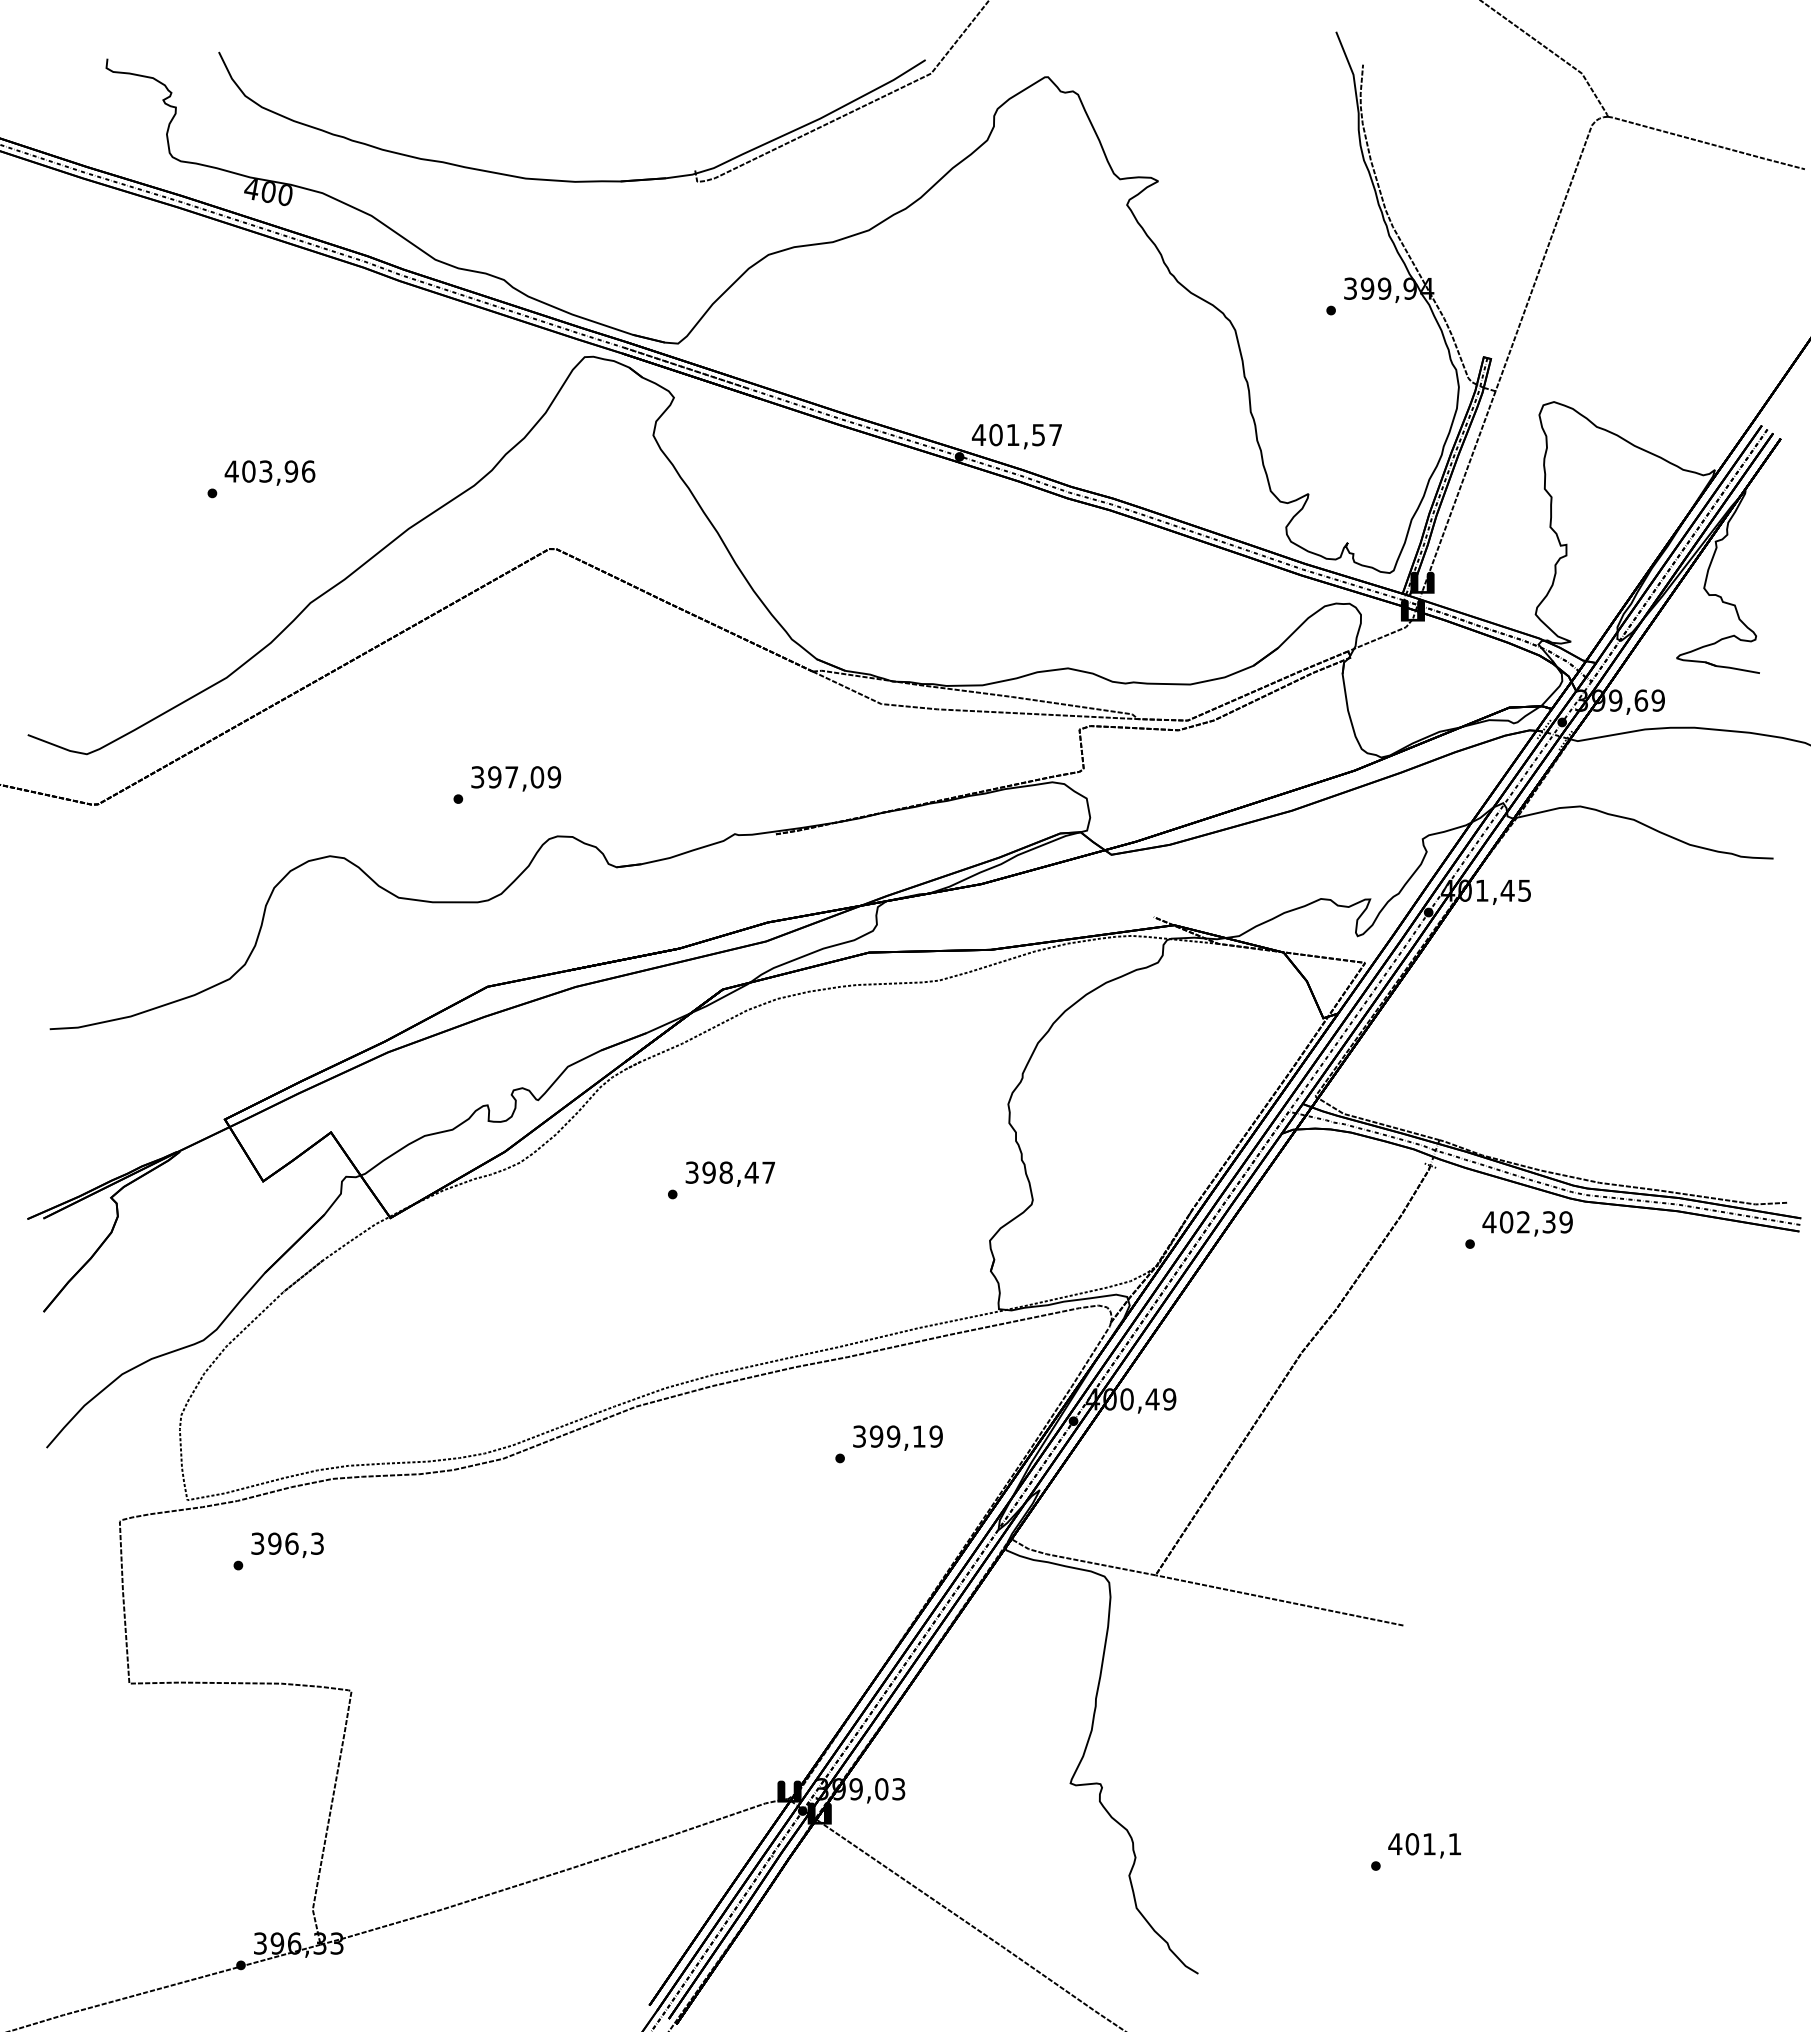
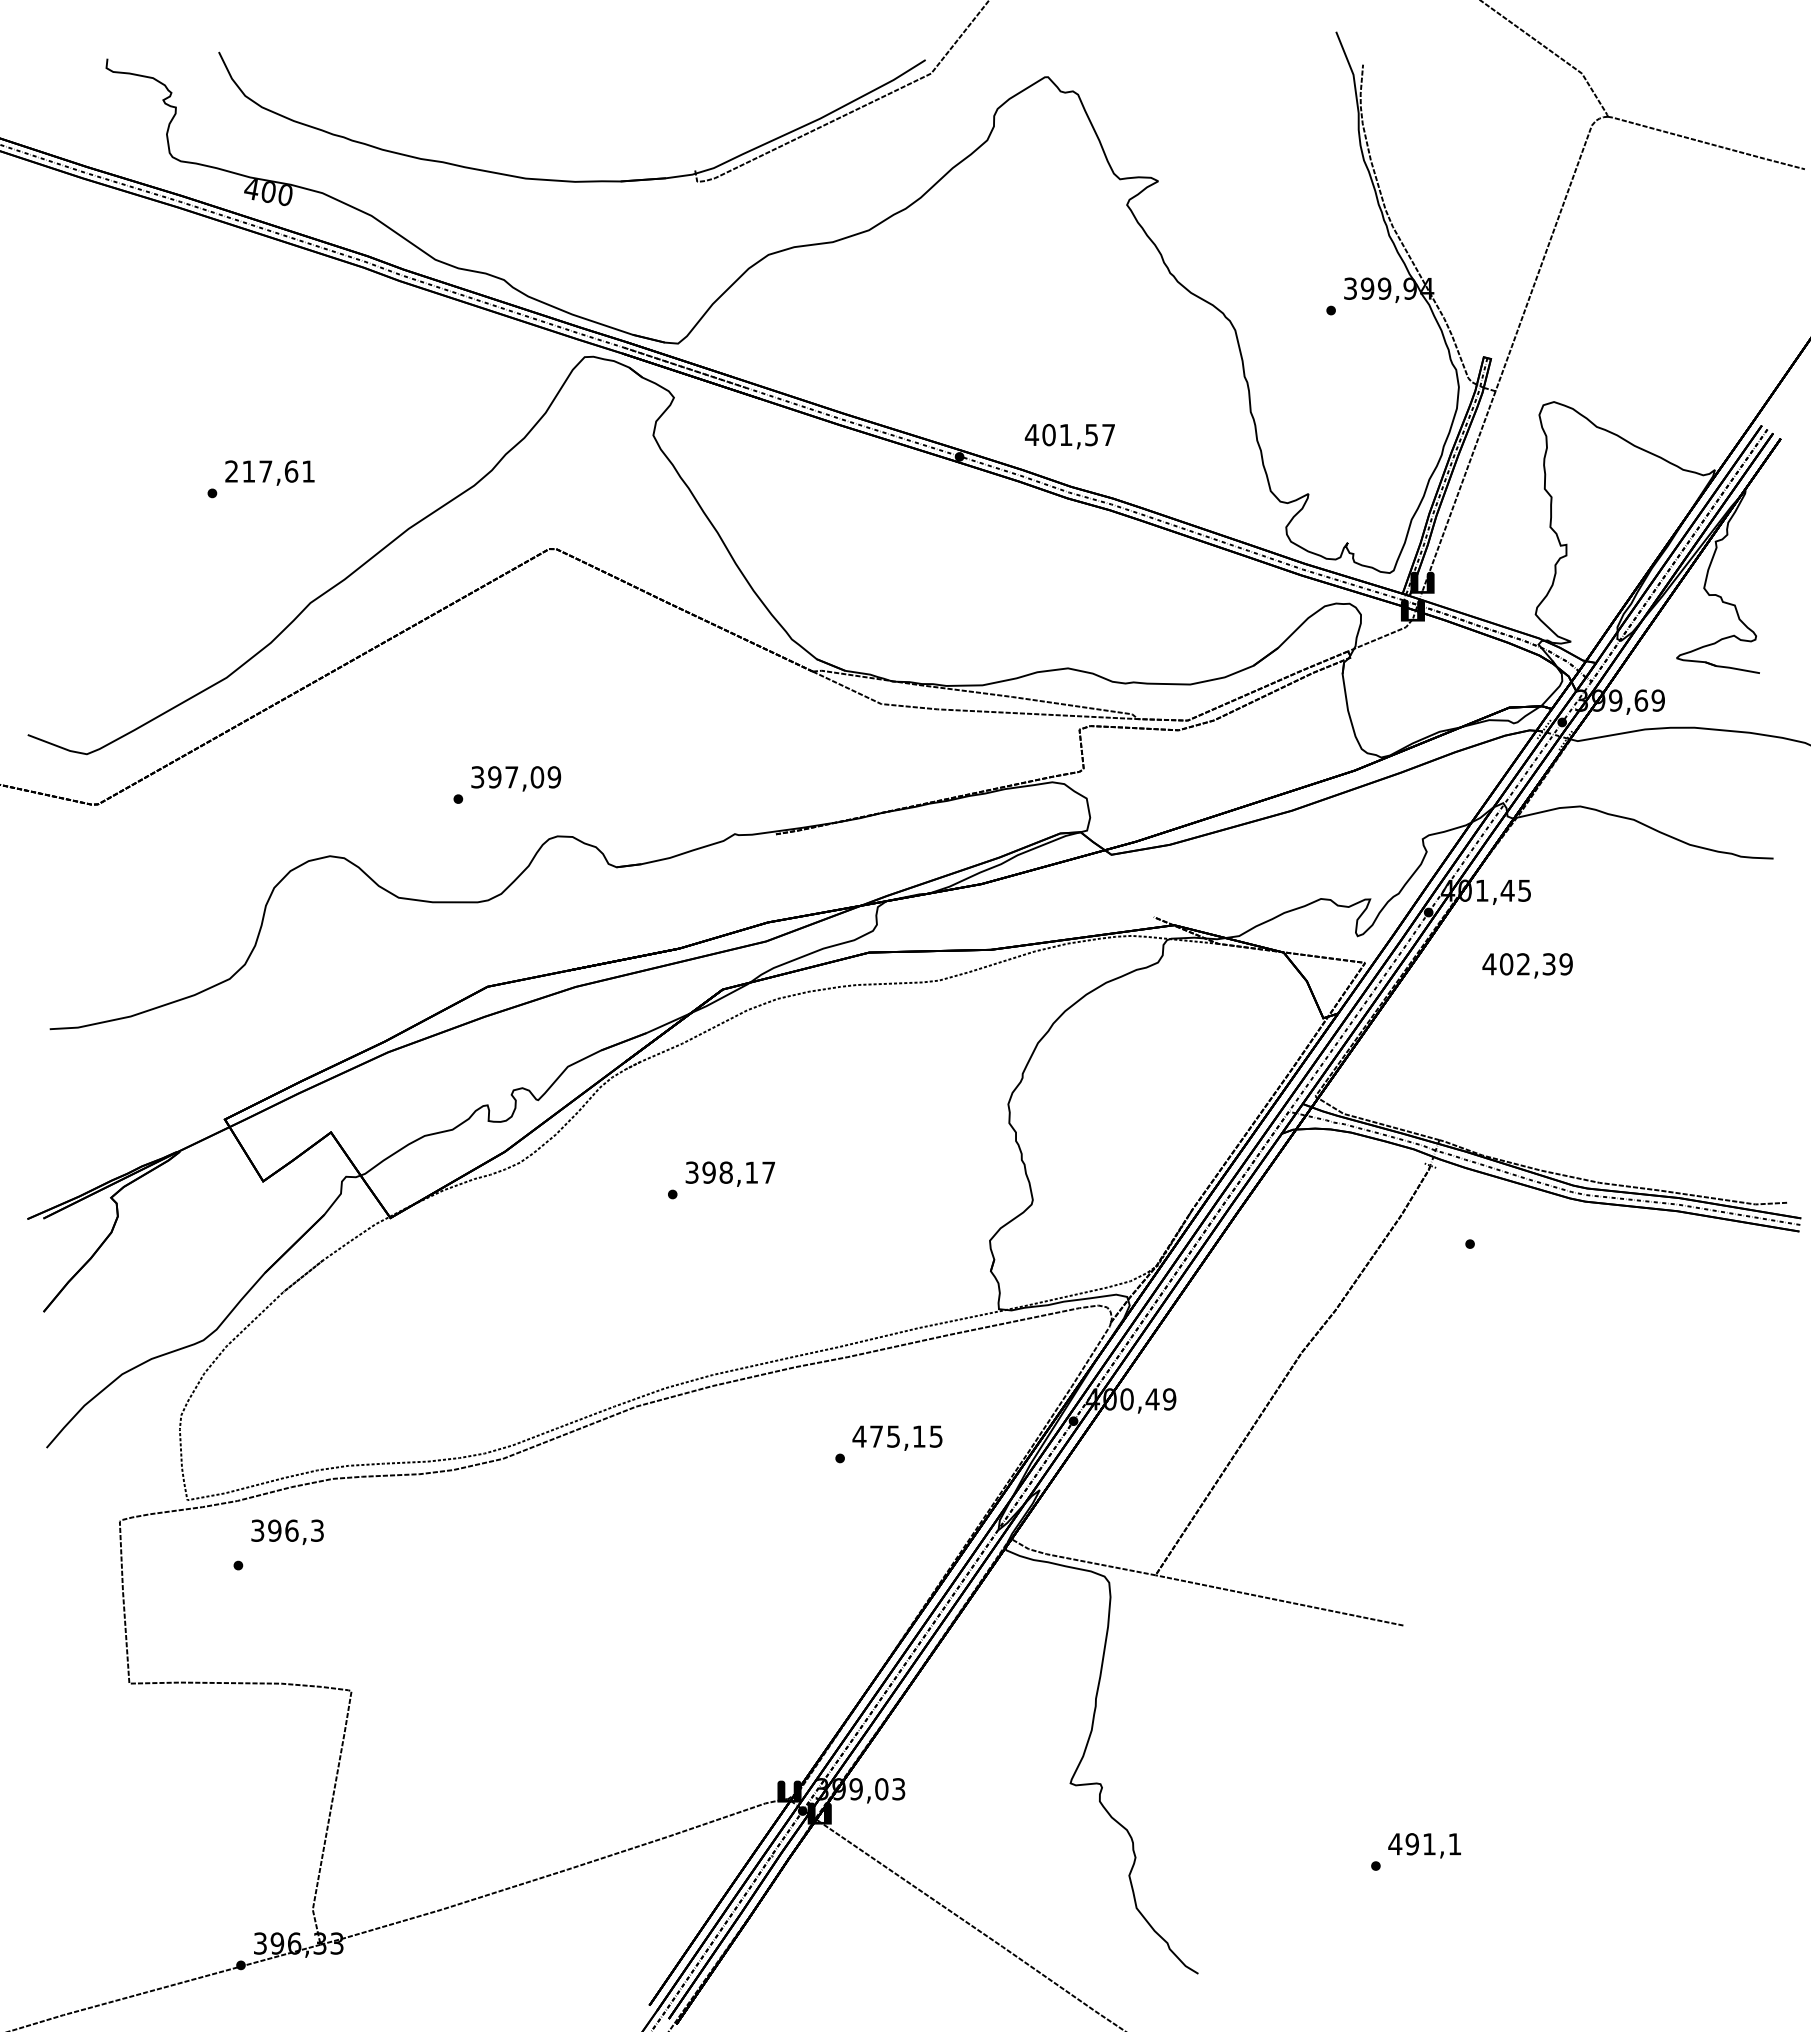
text position: (1016, 436) -> (1069, 436) (1069, 436)
text: 403,96 -> 217,61 (269, 471)
text: 398,47 -> 398,17 (751, 1172)
text position: (1527, 1223) -> (1527, 965) (1527, 965)
text: 399,19 -> 475,15 (897, 1436)
text position: (287, 1544) -> (287, 1531) (287, 1531)
text: 401,1 -> 491,1 (1412, 1844)
